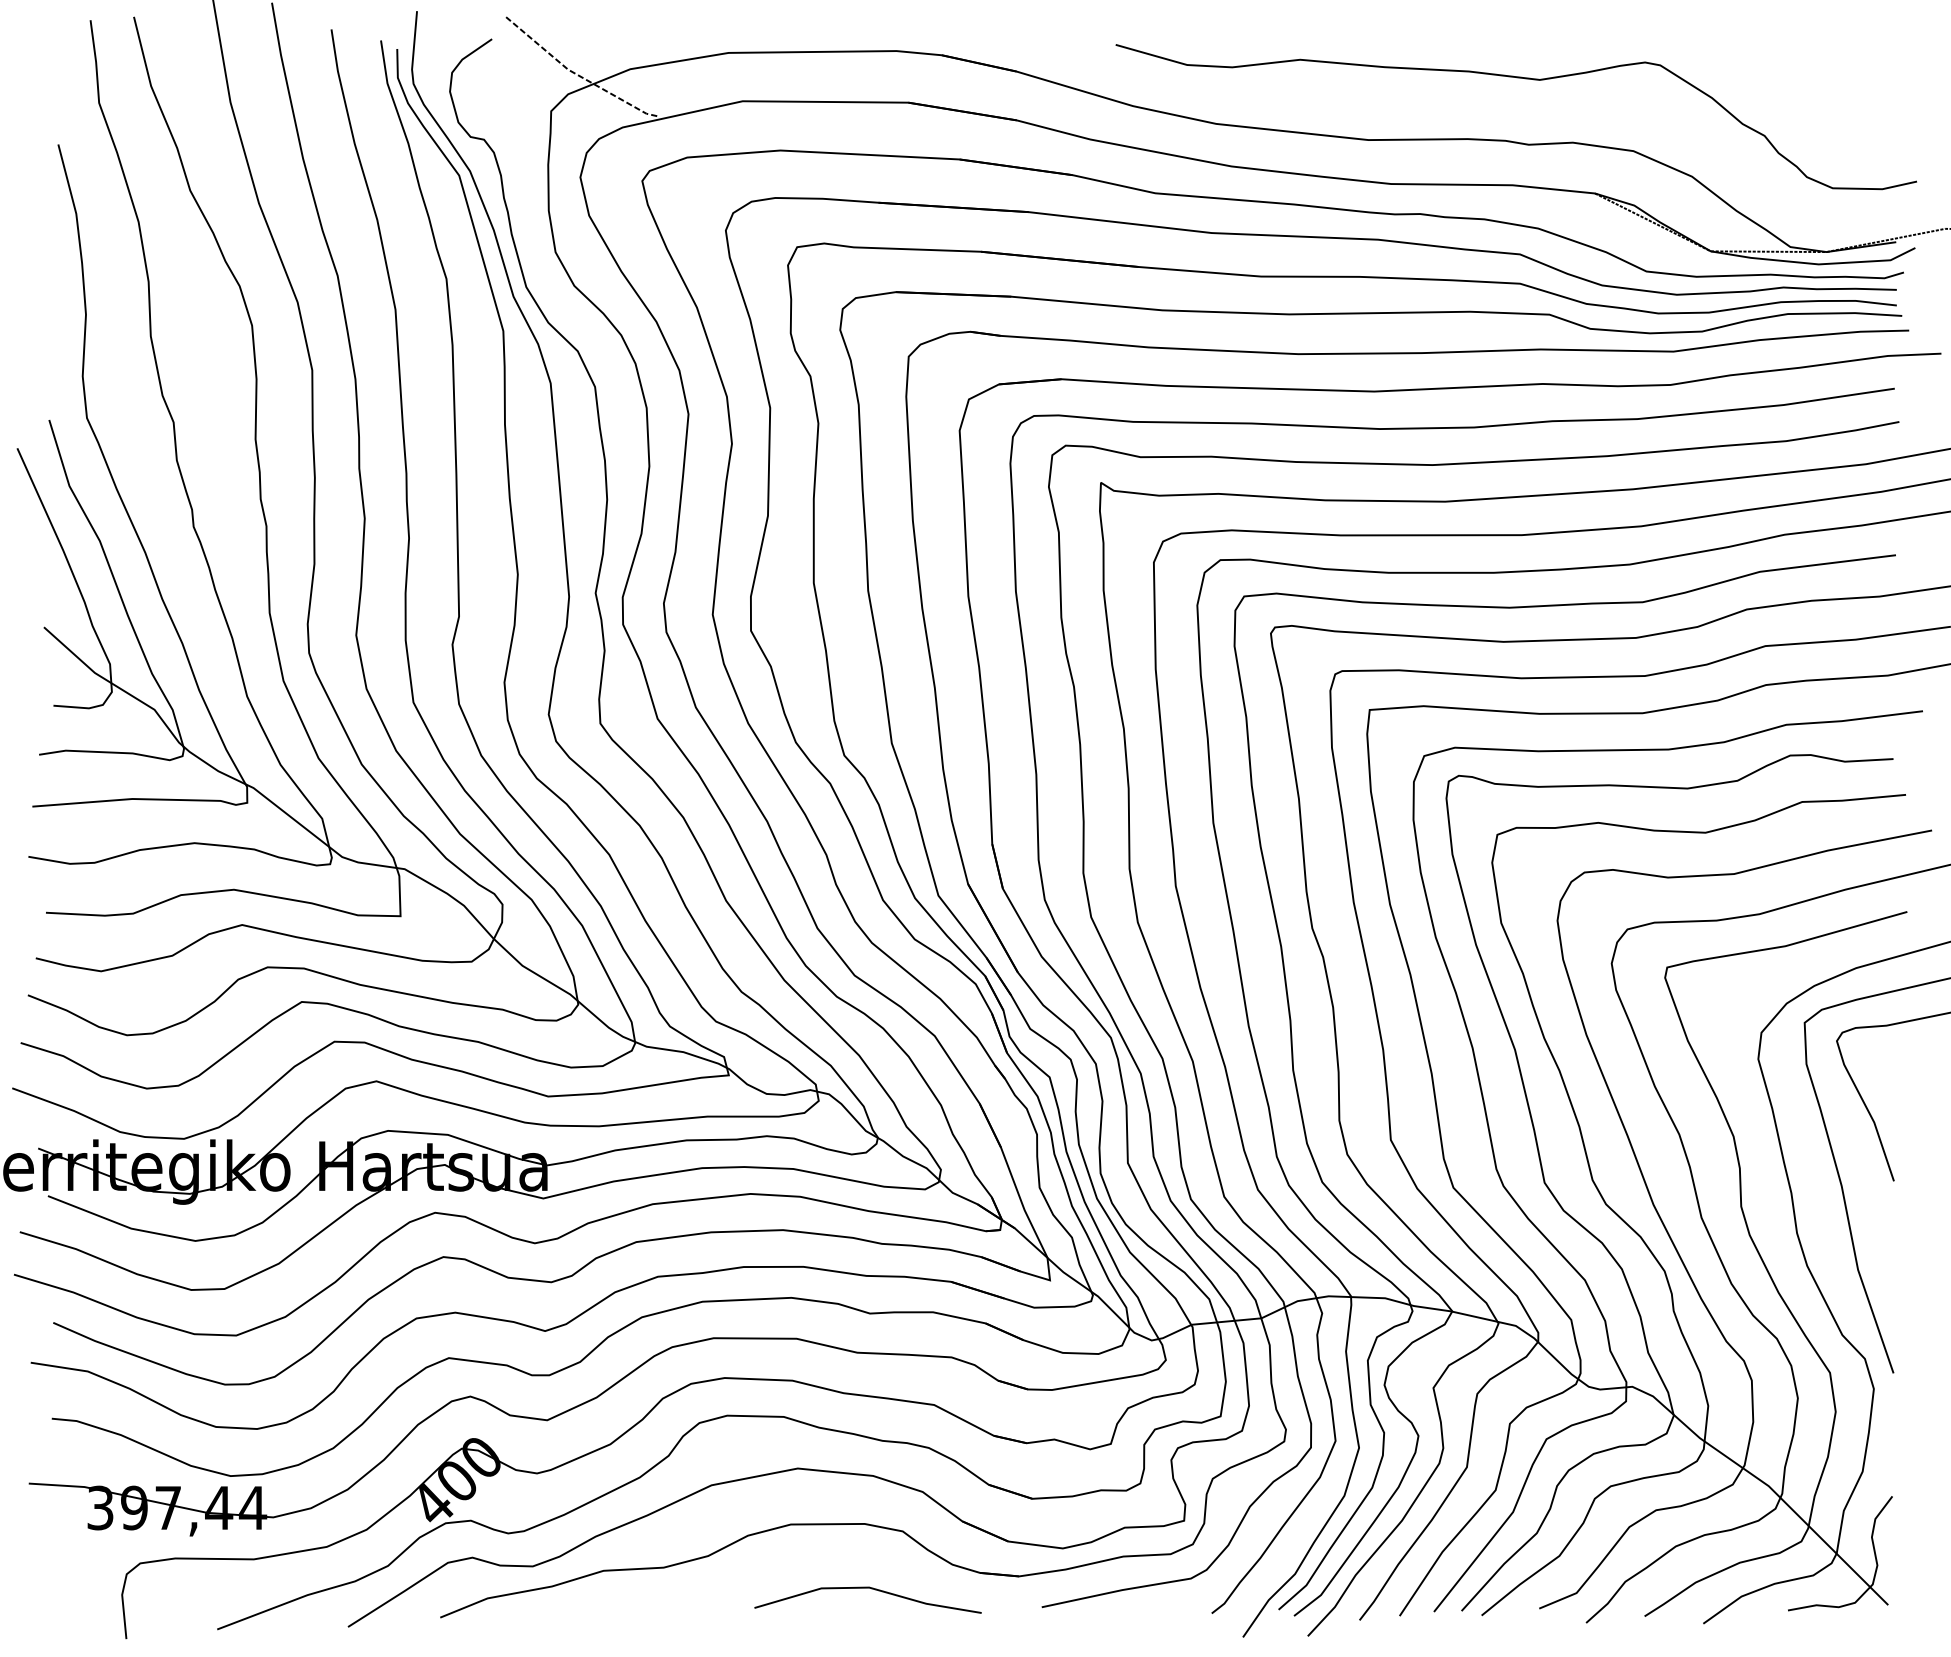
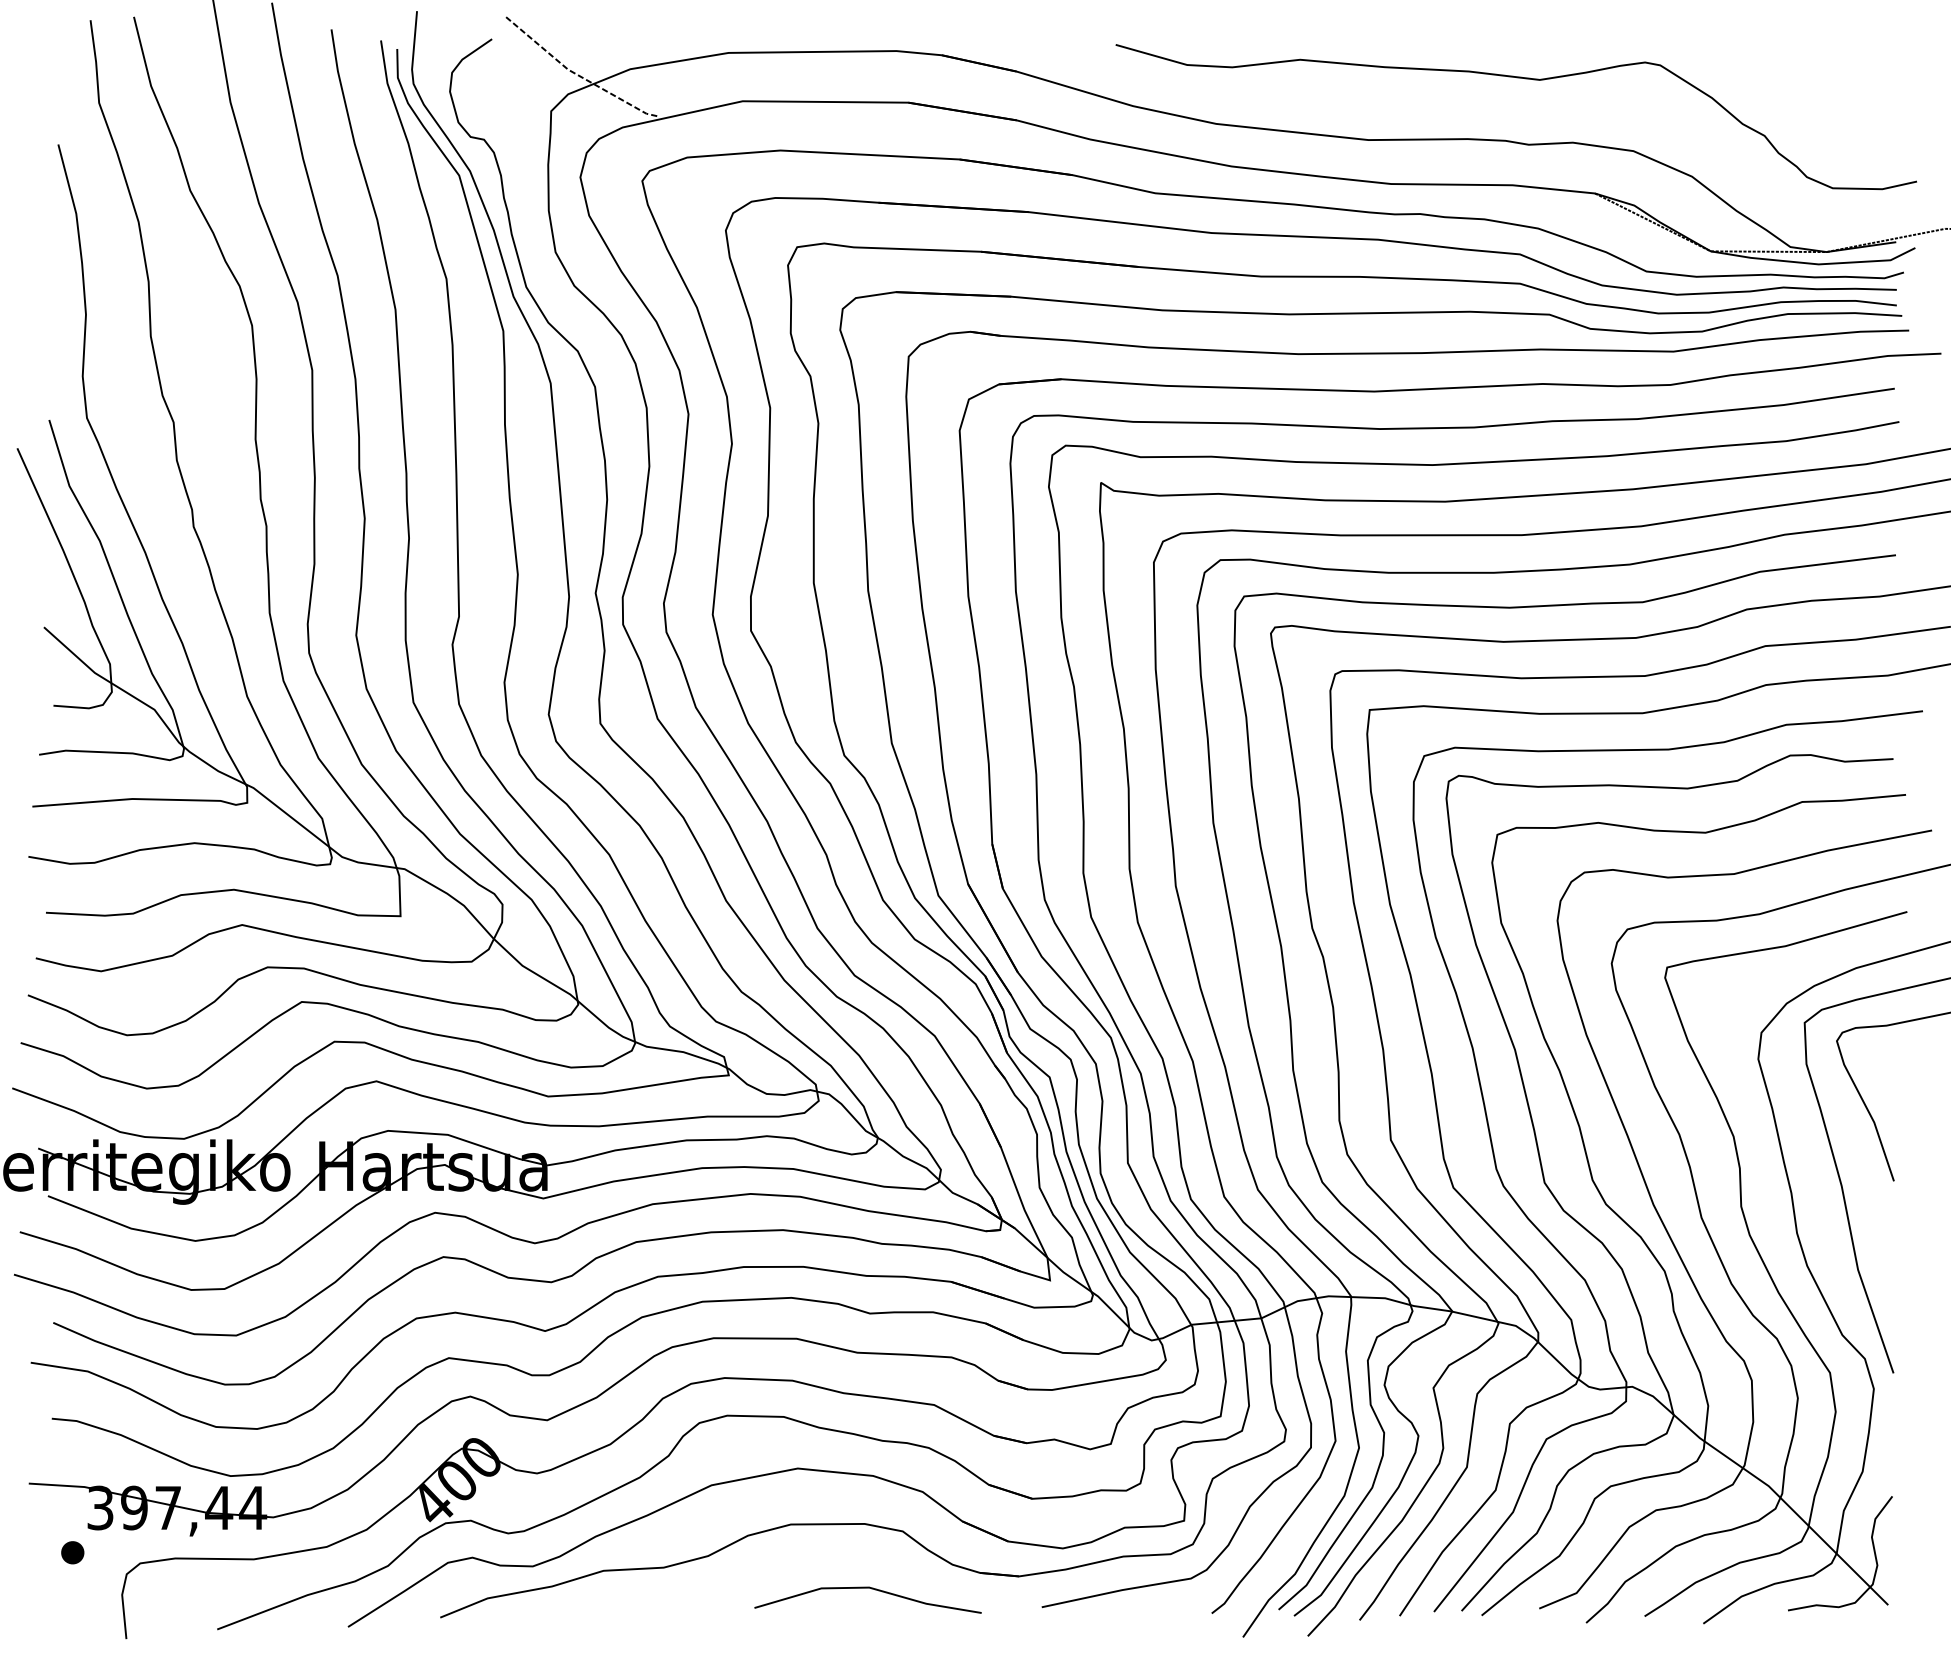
part: none -> present (72, 1552)
